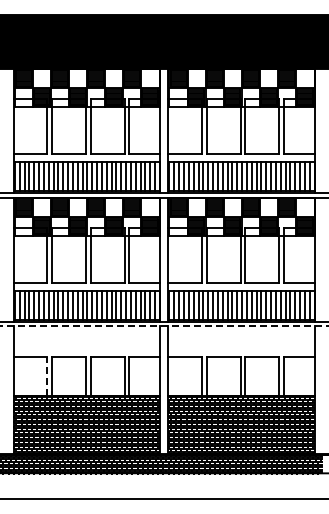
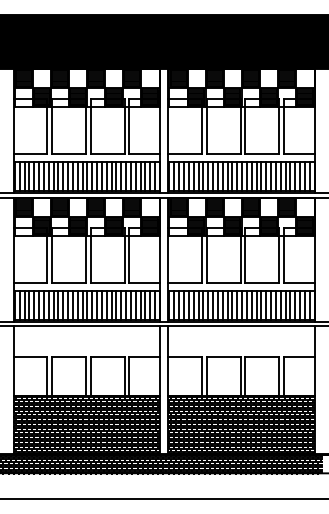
line: dashed -> solid (164, 326)
line: dashed -> solid (47, 375)
